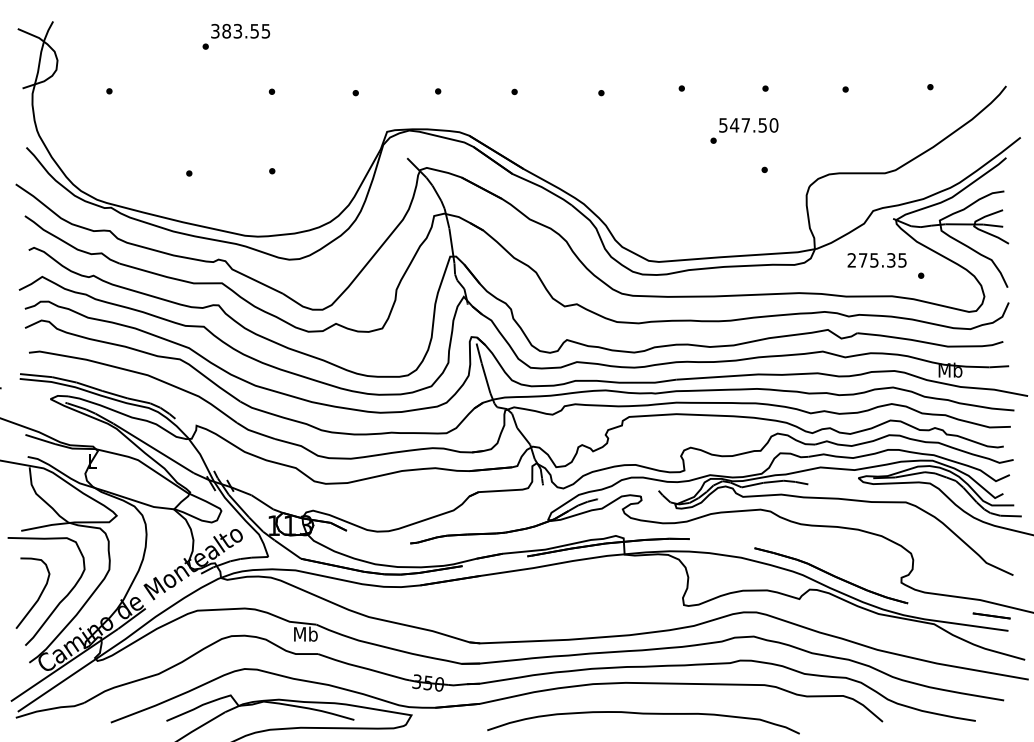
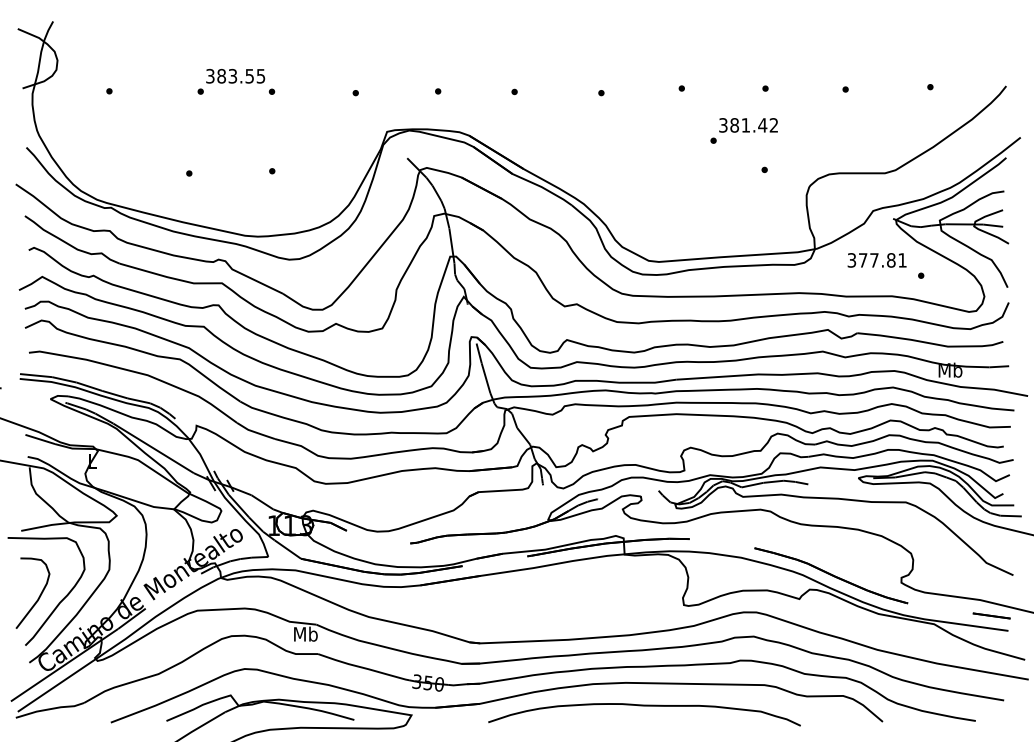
text position: (236, 36) -> (231, 81) (231, 81)
text: 547.50 -> 381.42 (748, 125)
text: 275.35 -> 377.81 (876, 260)
curve position: (643, 714) -> (644, 706) (644, 706)
